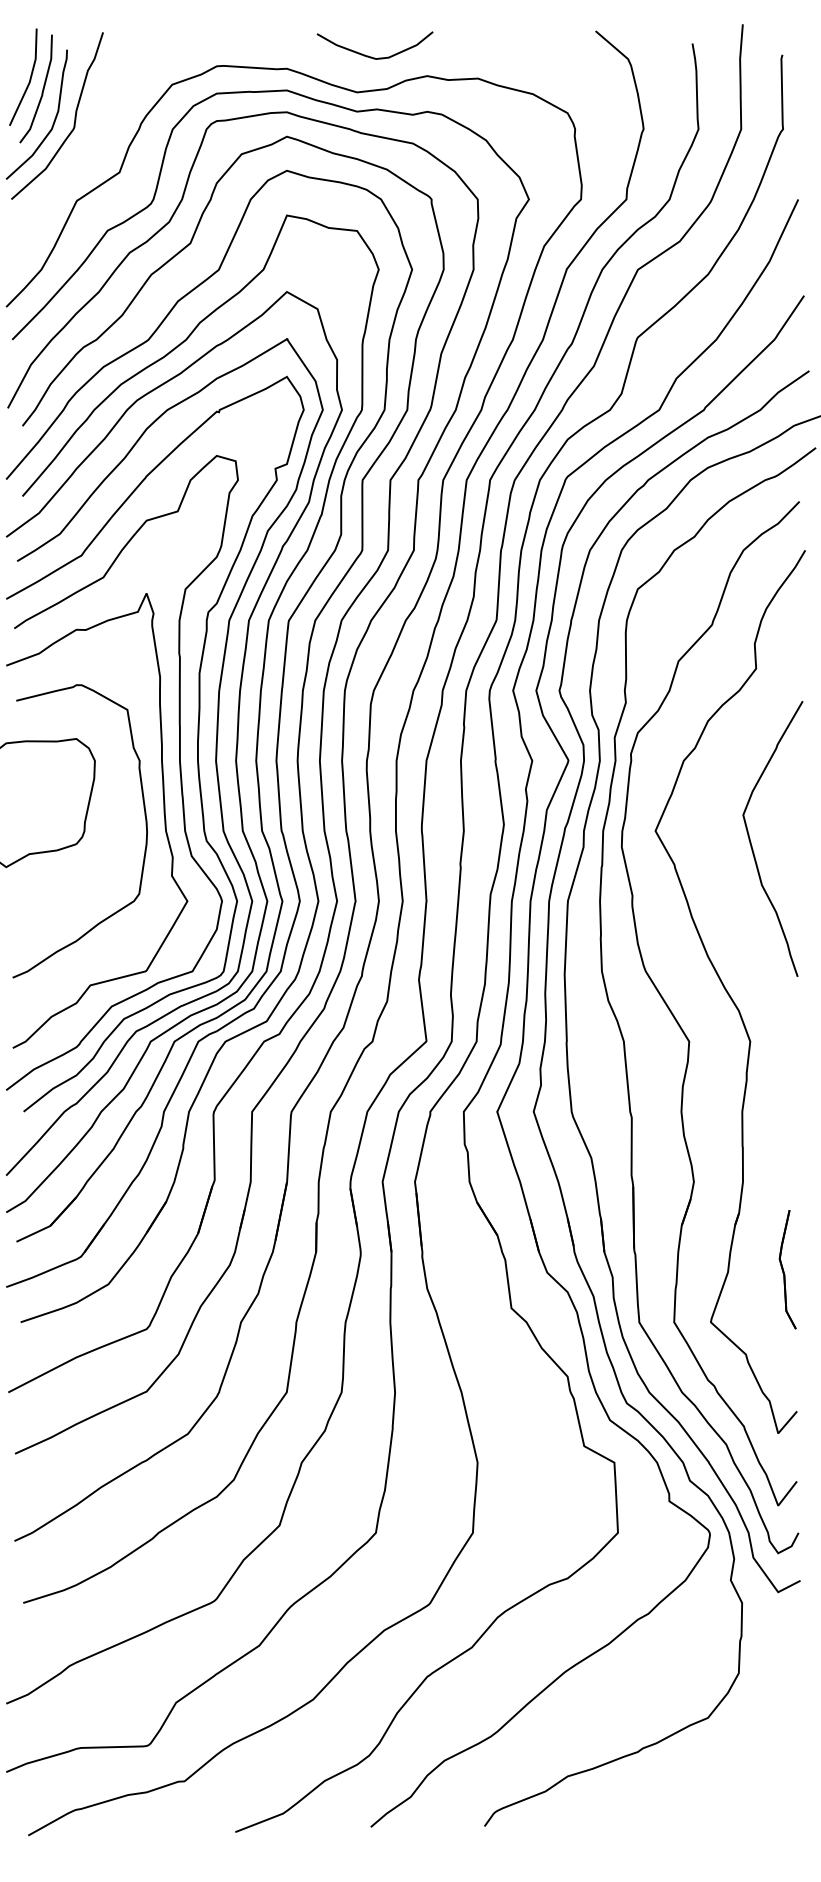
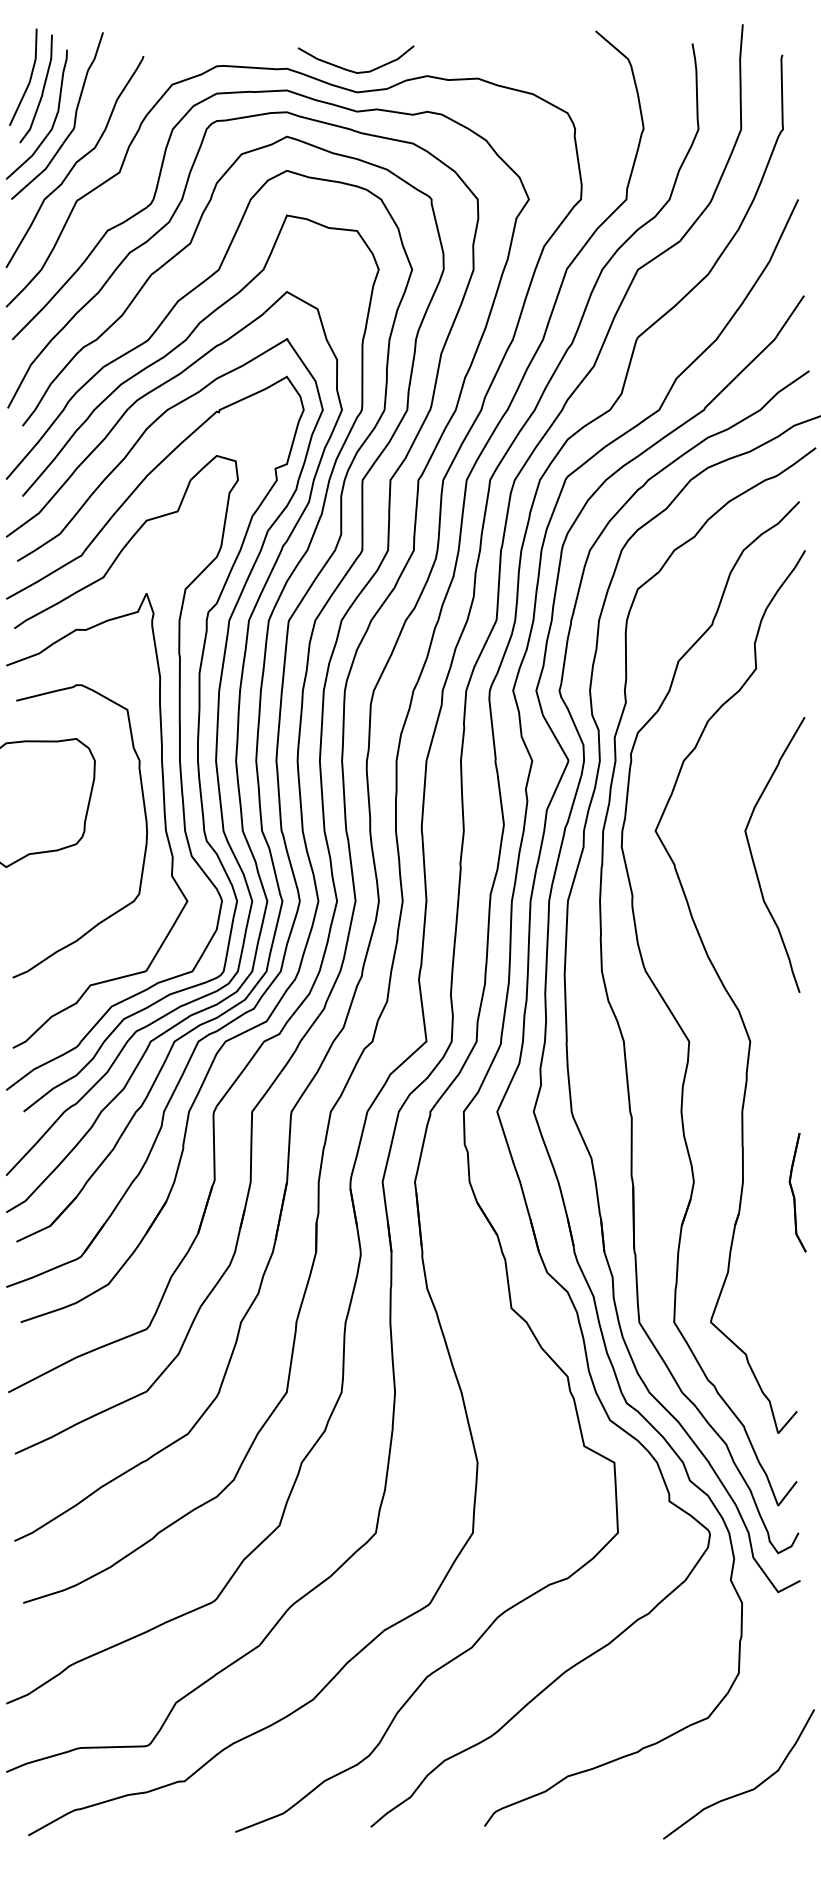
curve position: (371, 56) -> (352, 70) (352, 70)
curve: none -> present (75, 162)
curve position: (752, 845) -> (754, 861) (754, 861)
part position: (787, 1269) -> (797, 1192) (797, 1192)
curve: none -> present (744, 1791)
